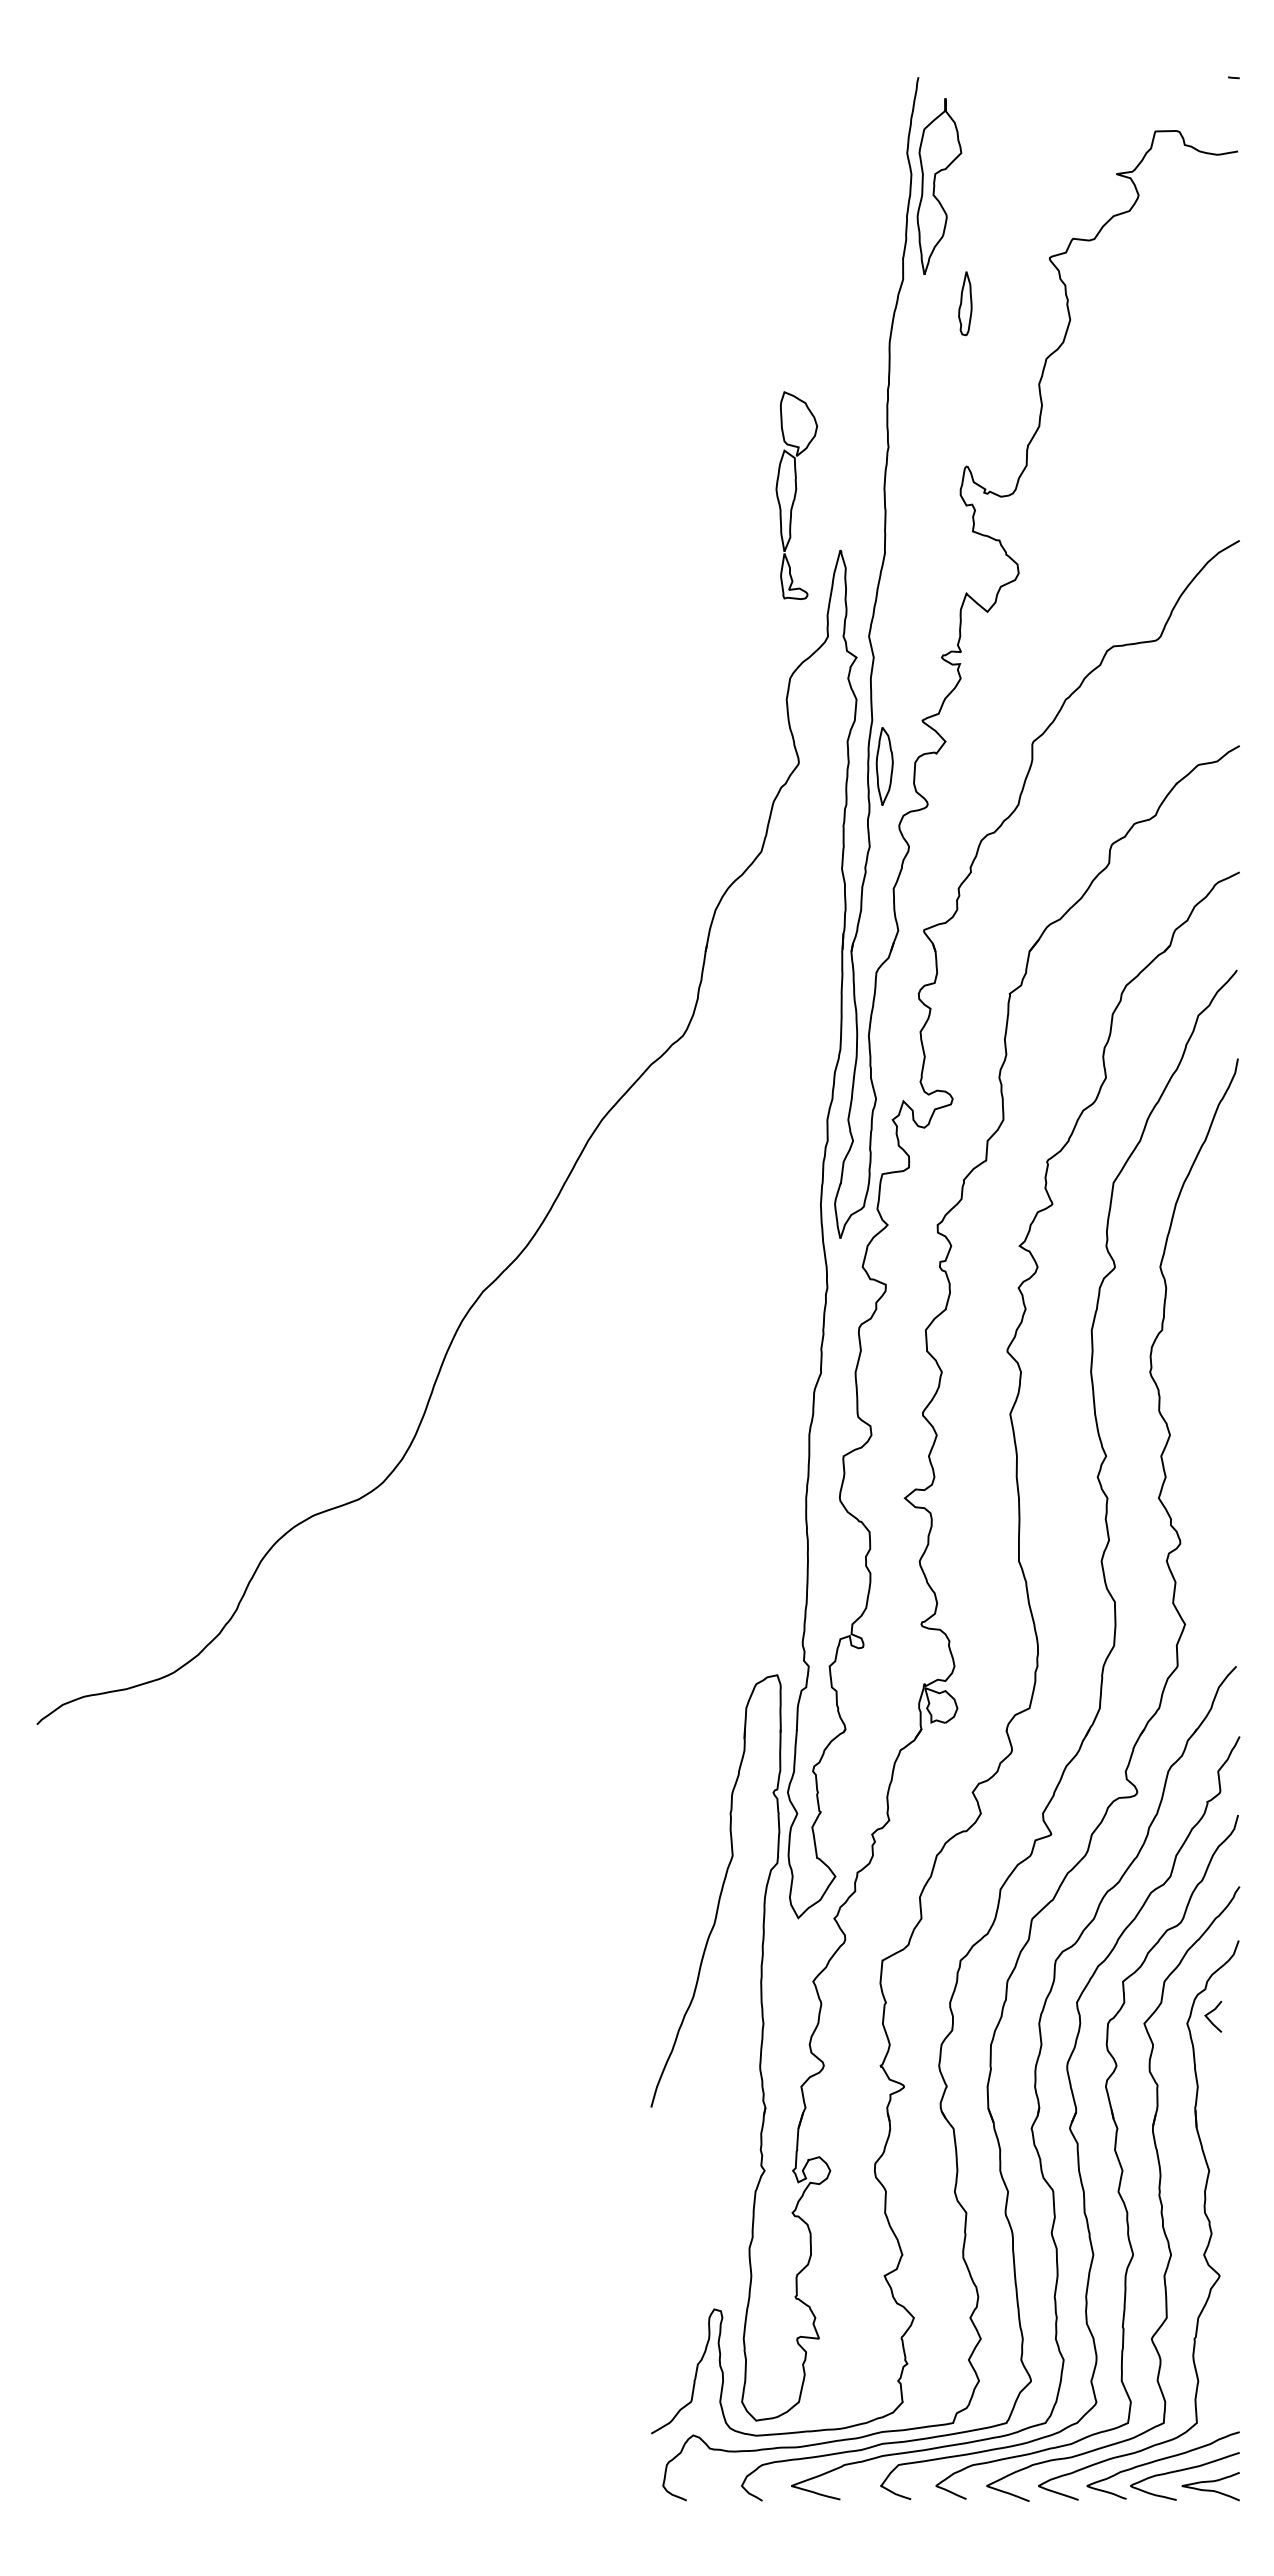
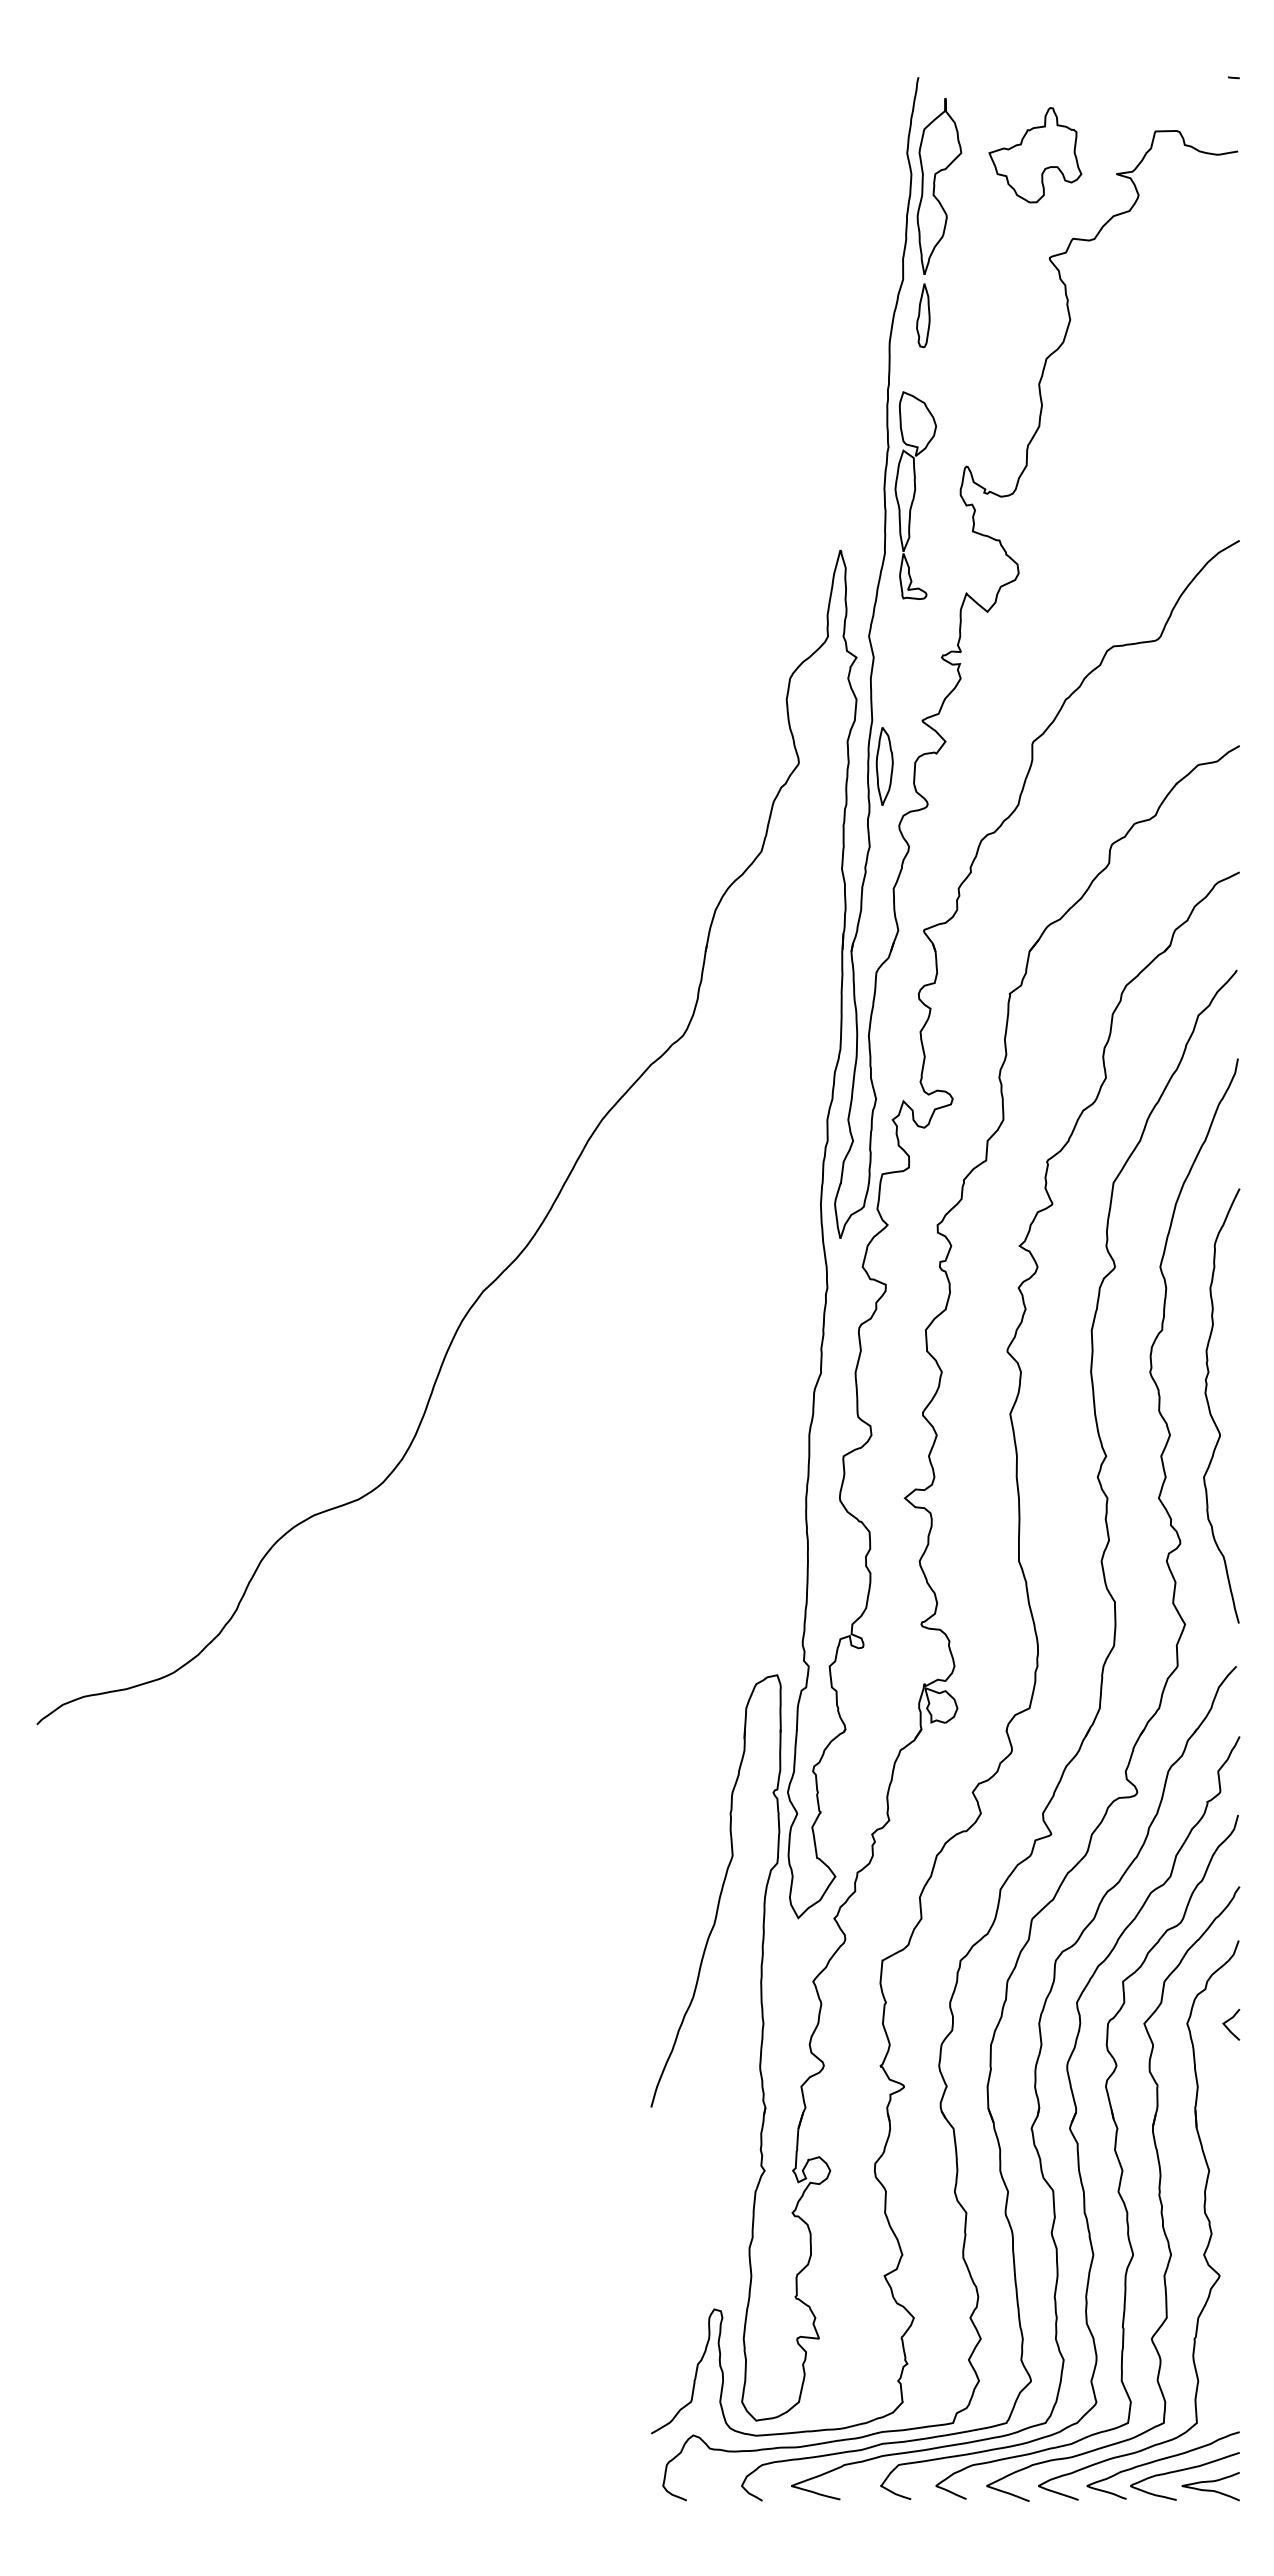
part: none -> present (1035, 155)
part position: (965, 303) -> (923, 315) (923, 315)
part position: (796, 495) -> (915, 495) (915, 495)
curve: none -> present (1210, 1408)
line position: (1212, 2012) -> (1230, 2020) (1230, 2020)
